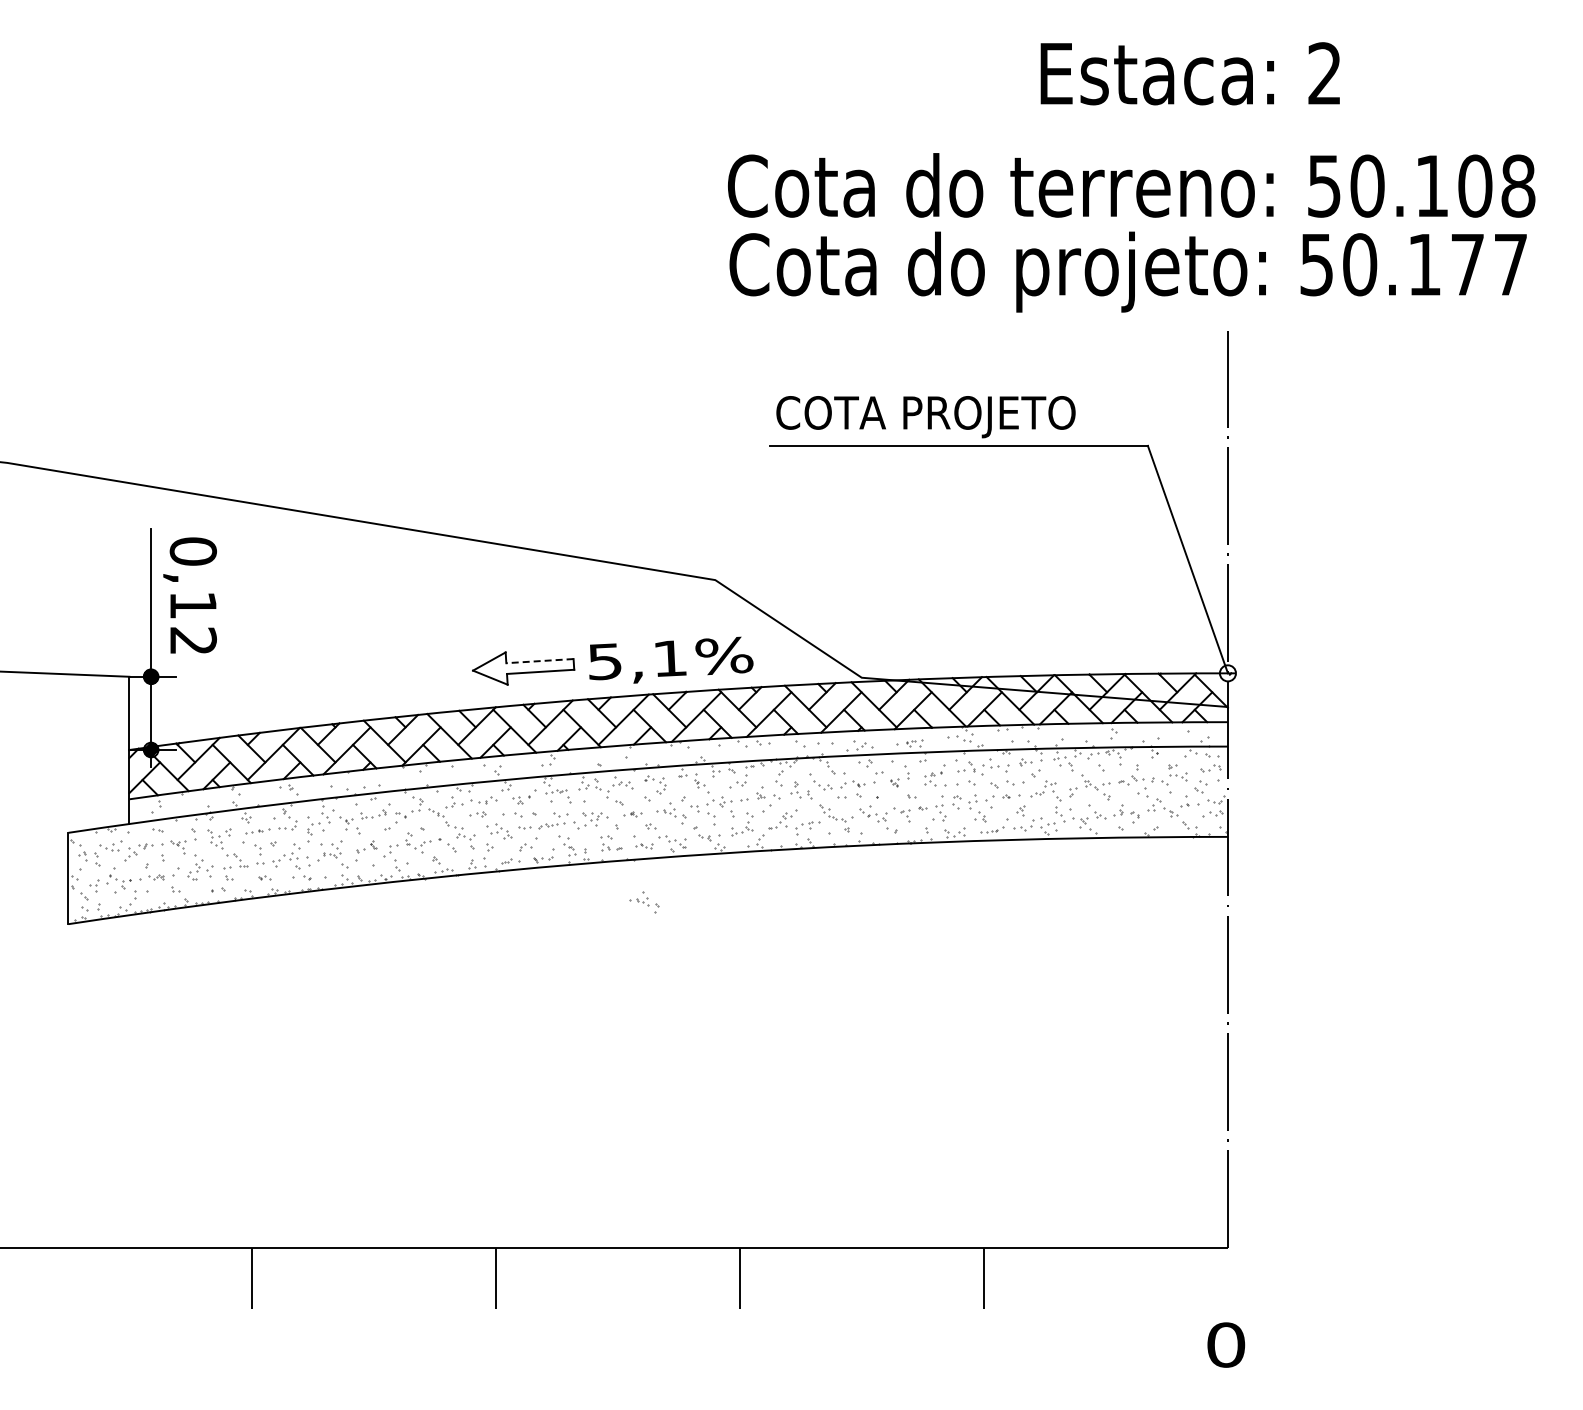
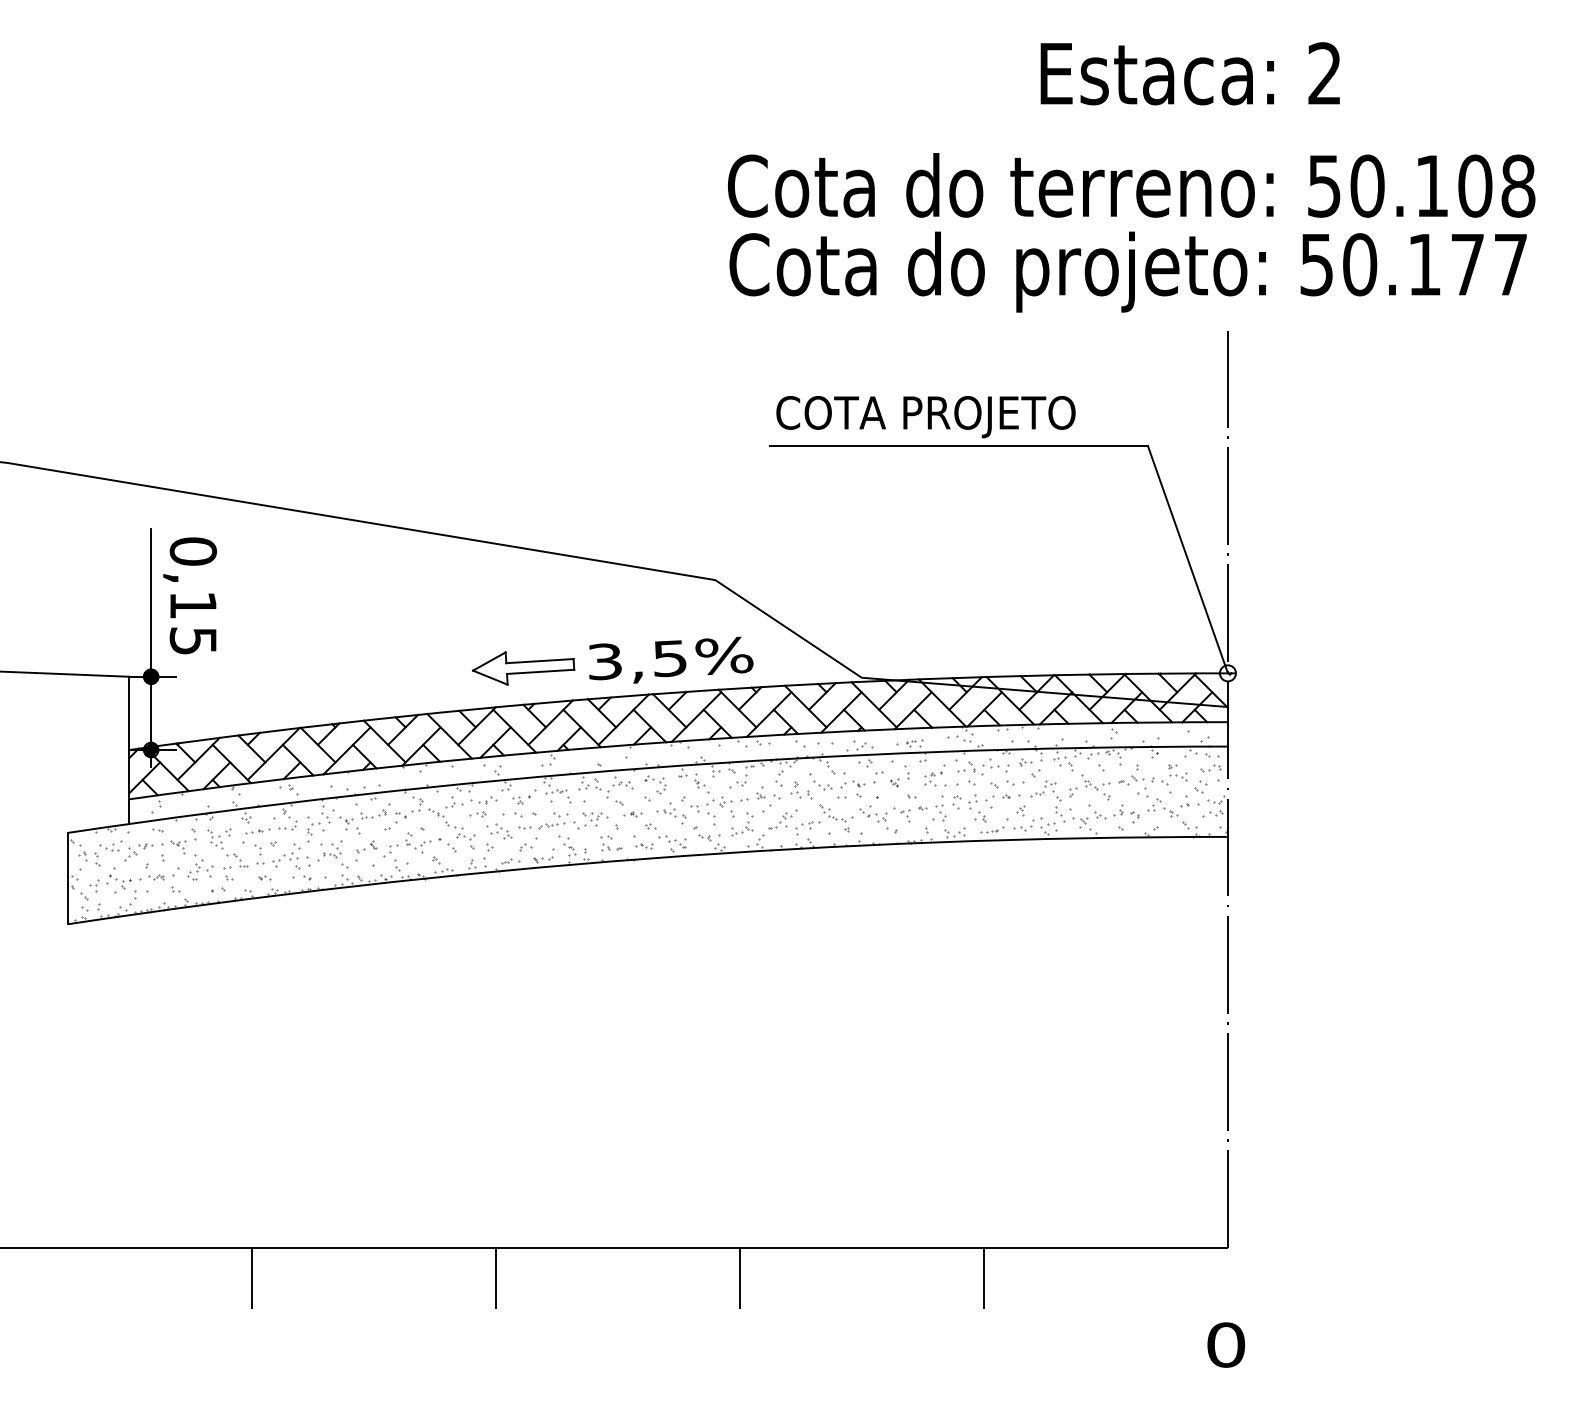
text: 0,12 -> 0,15 (192, 640)
text: 5,1% -> 3,5% (637, 659)
line: dashed -> solid (539, 661)
part: present -> none (644, 902)
